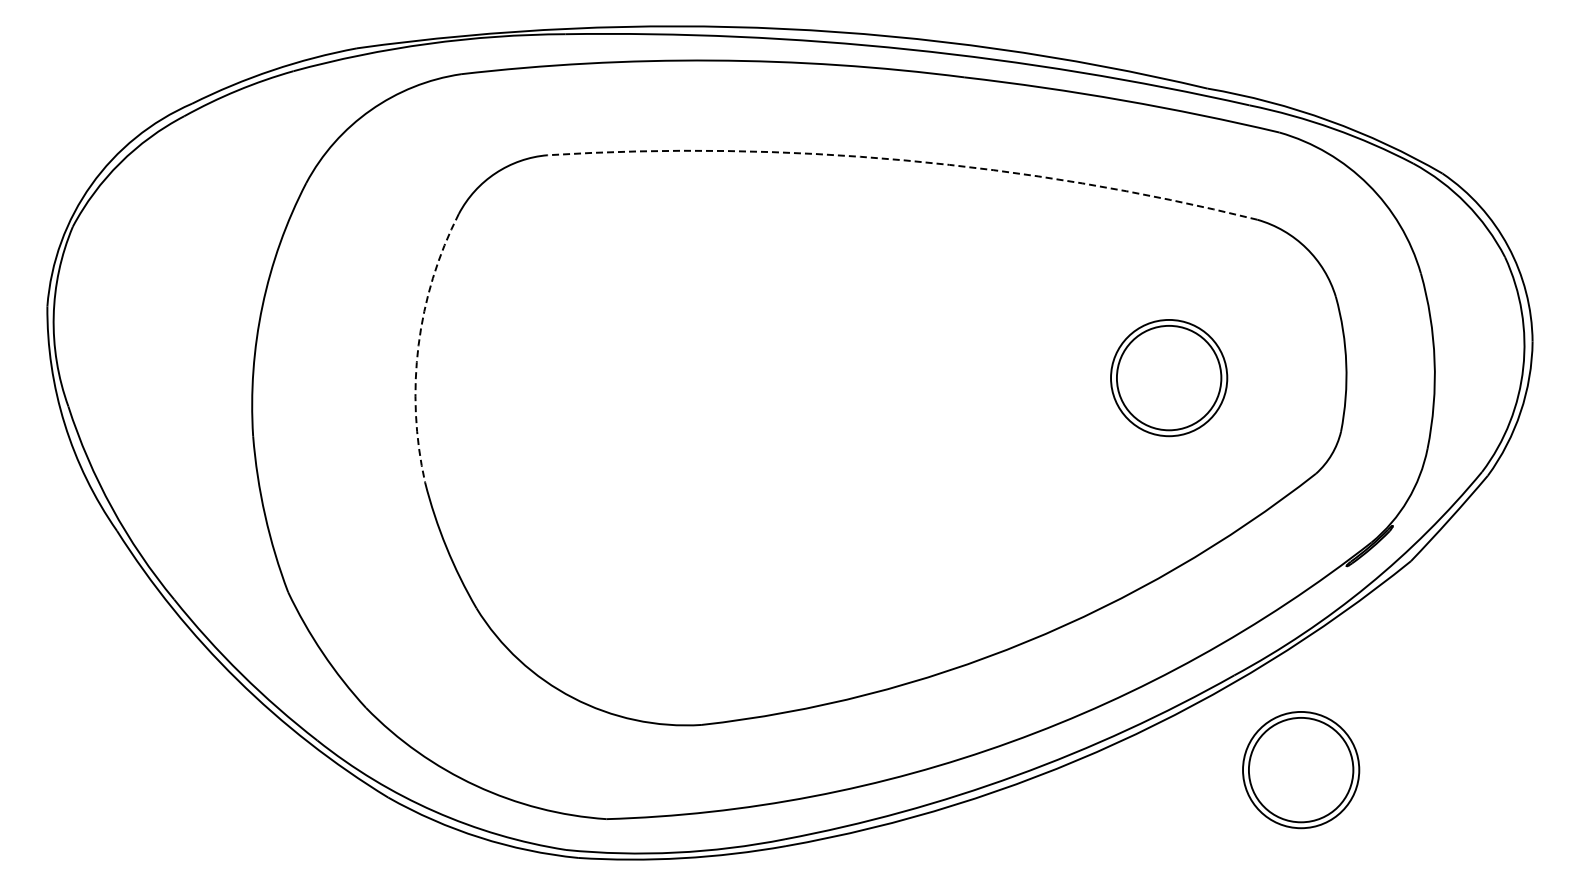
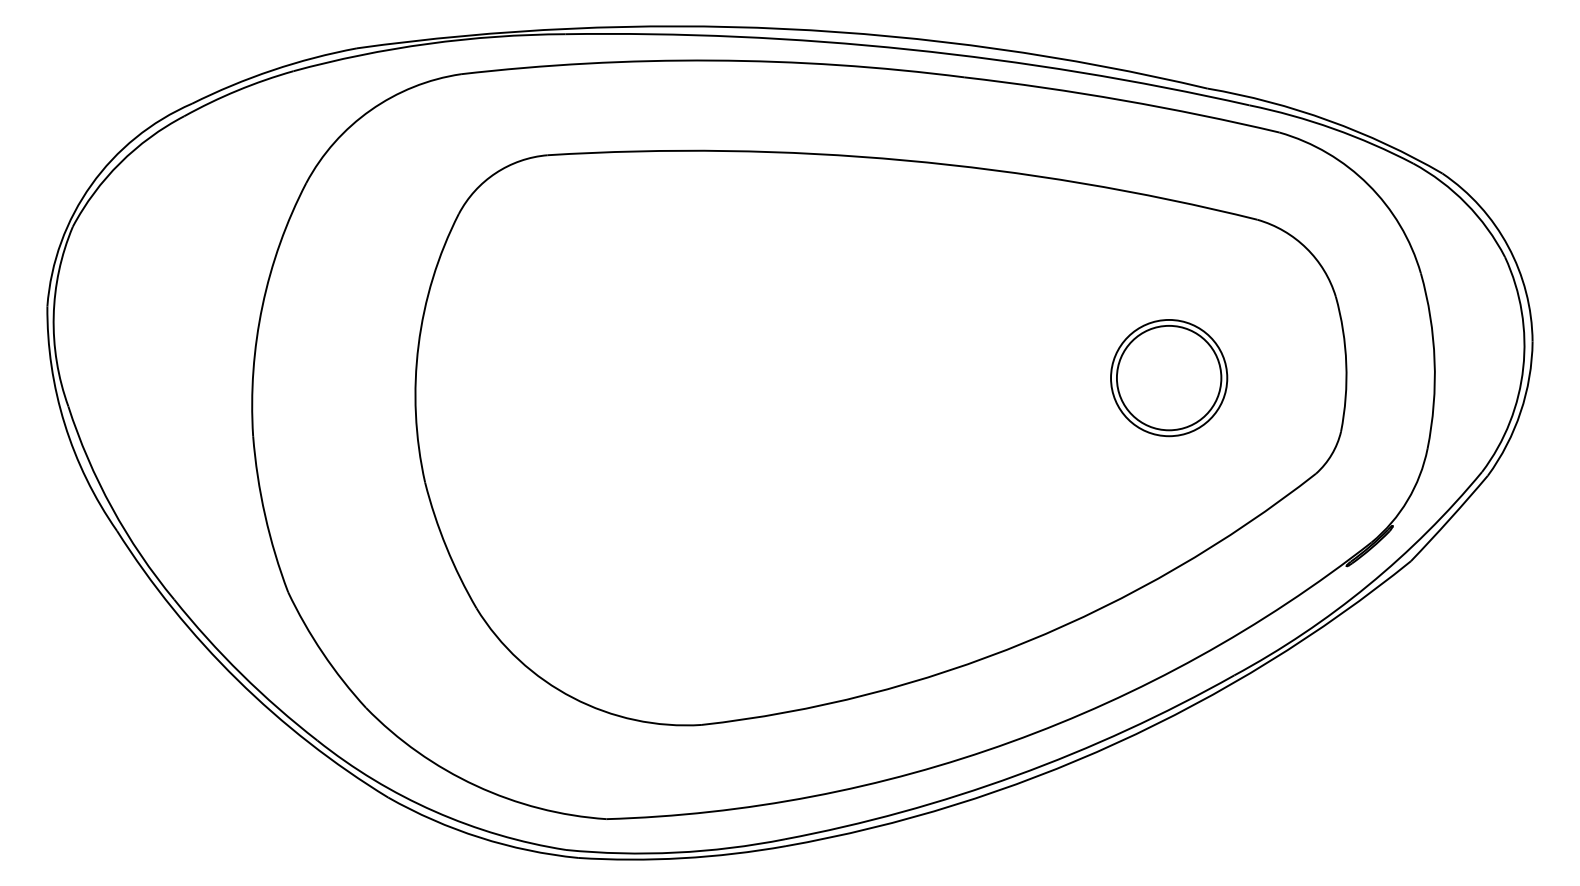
arc: dashed -> solid (905, 160)
arc: dashed -> solid (418, 345)
part: present -> none (1301, 770)
